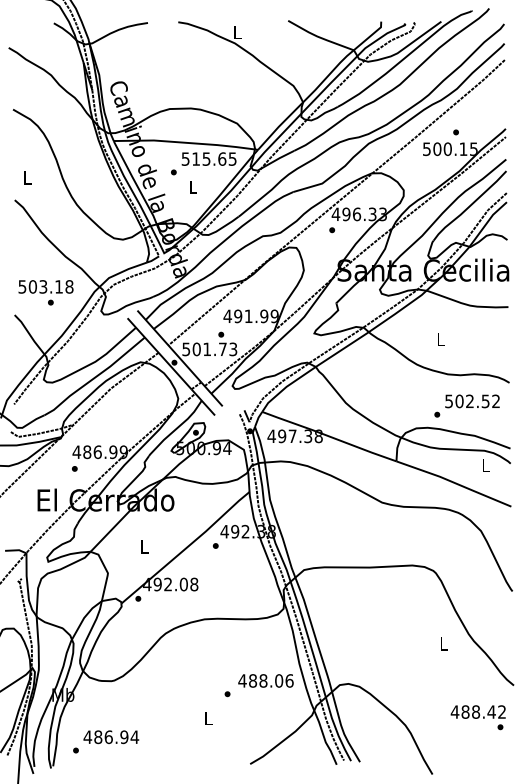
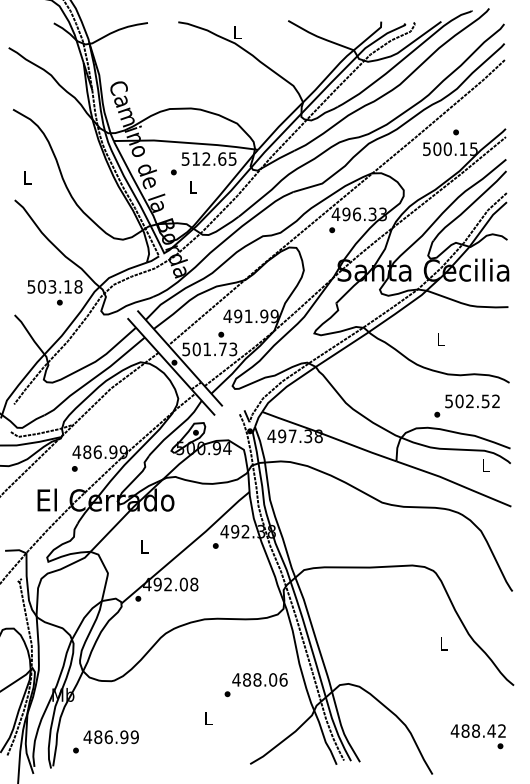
text: 515.65 -> 512.65 (206, 158)
text position: (45, 292) -> (54, 292) (54, 292)
text position: (265, 680) -> (259, 679) (259, 679)
text position: (477, 717) -> (477, 736) (477, 736)
text: 486.94 -> 486.99 (134, 737)
